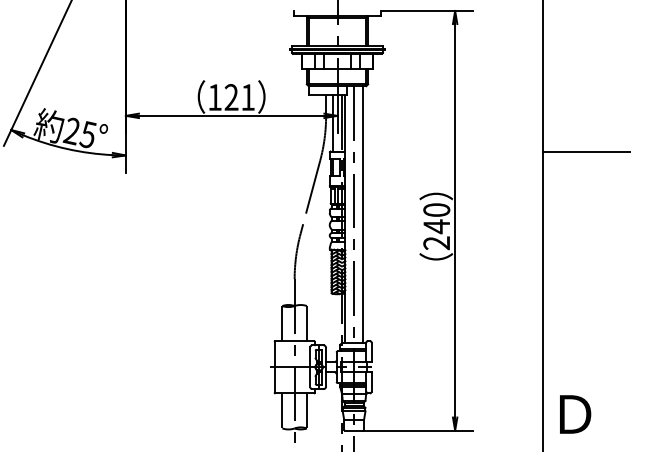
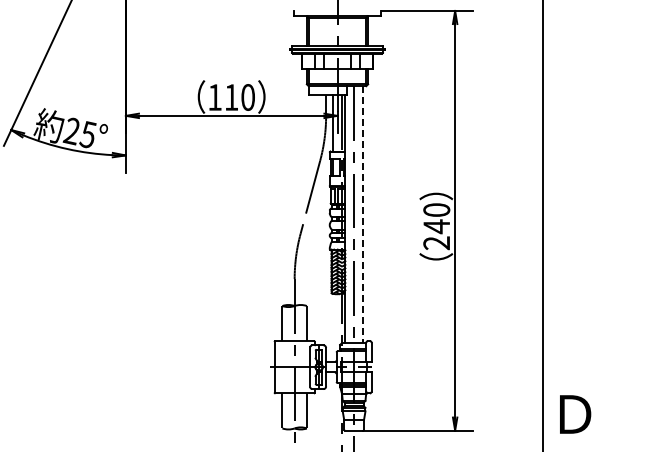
text: 121 -> 110 (239, 97)
line: present -> none (585, 152)
line: solid -> dashed (362, 214)
